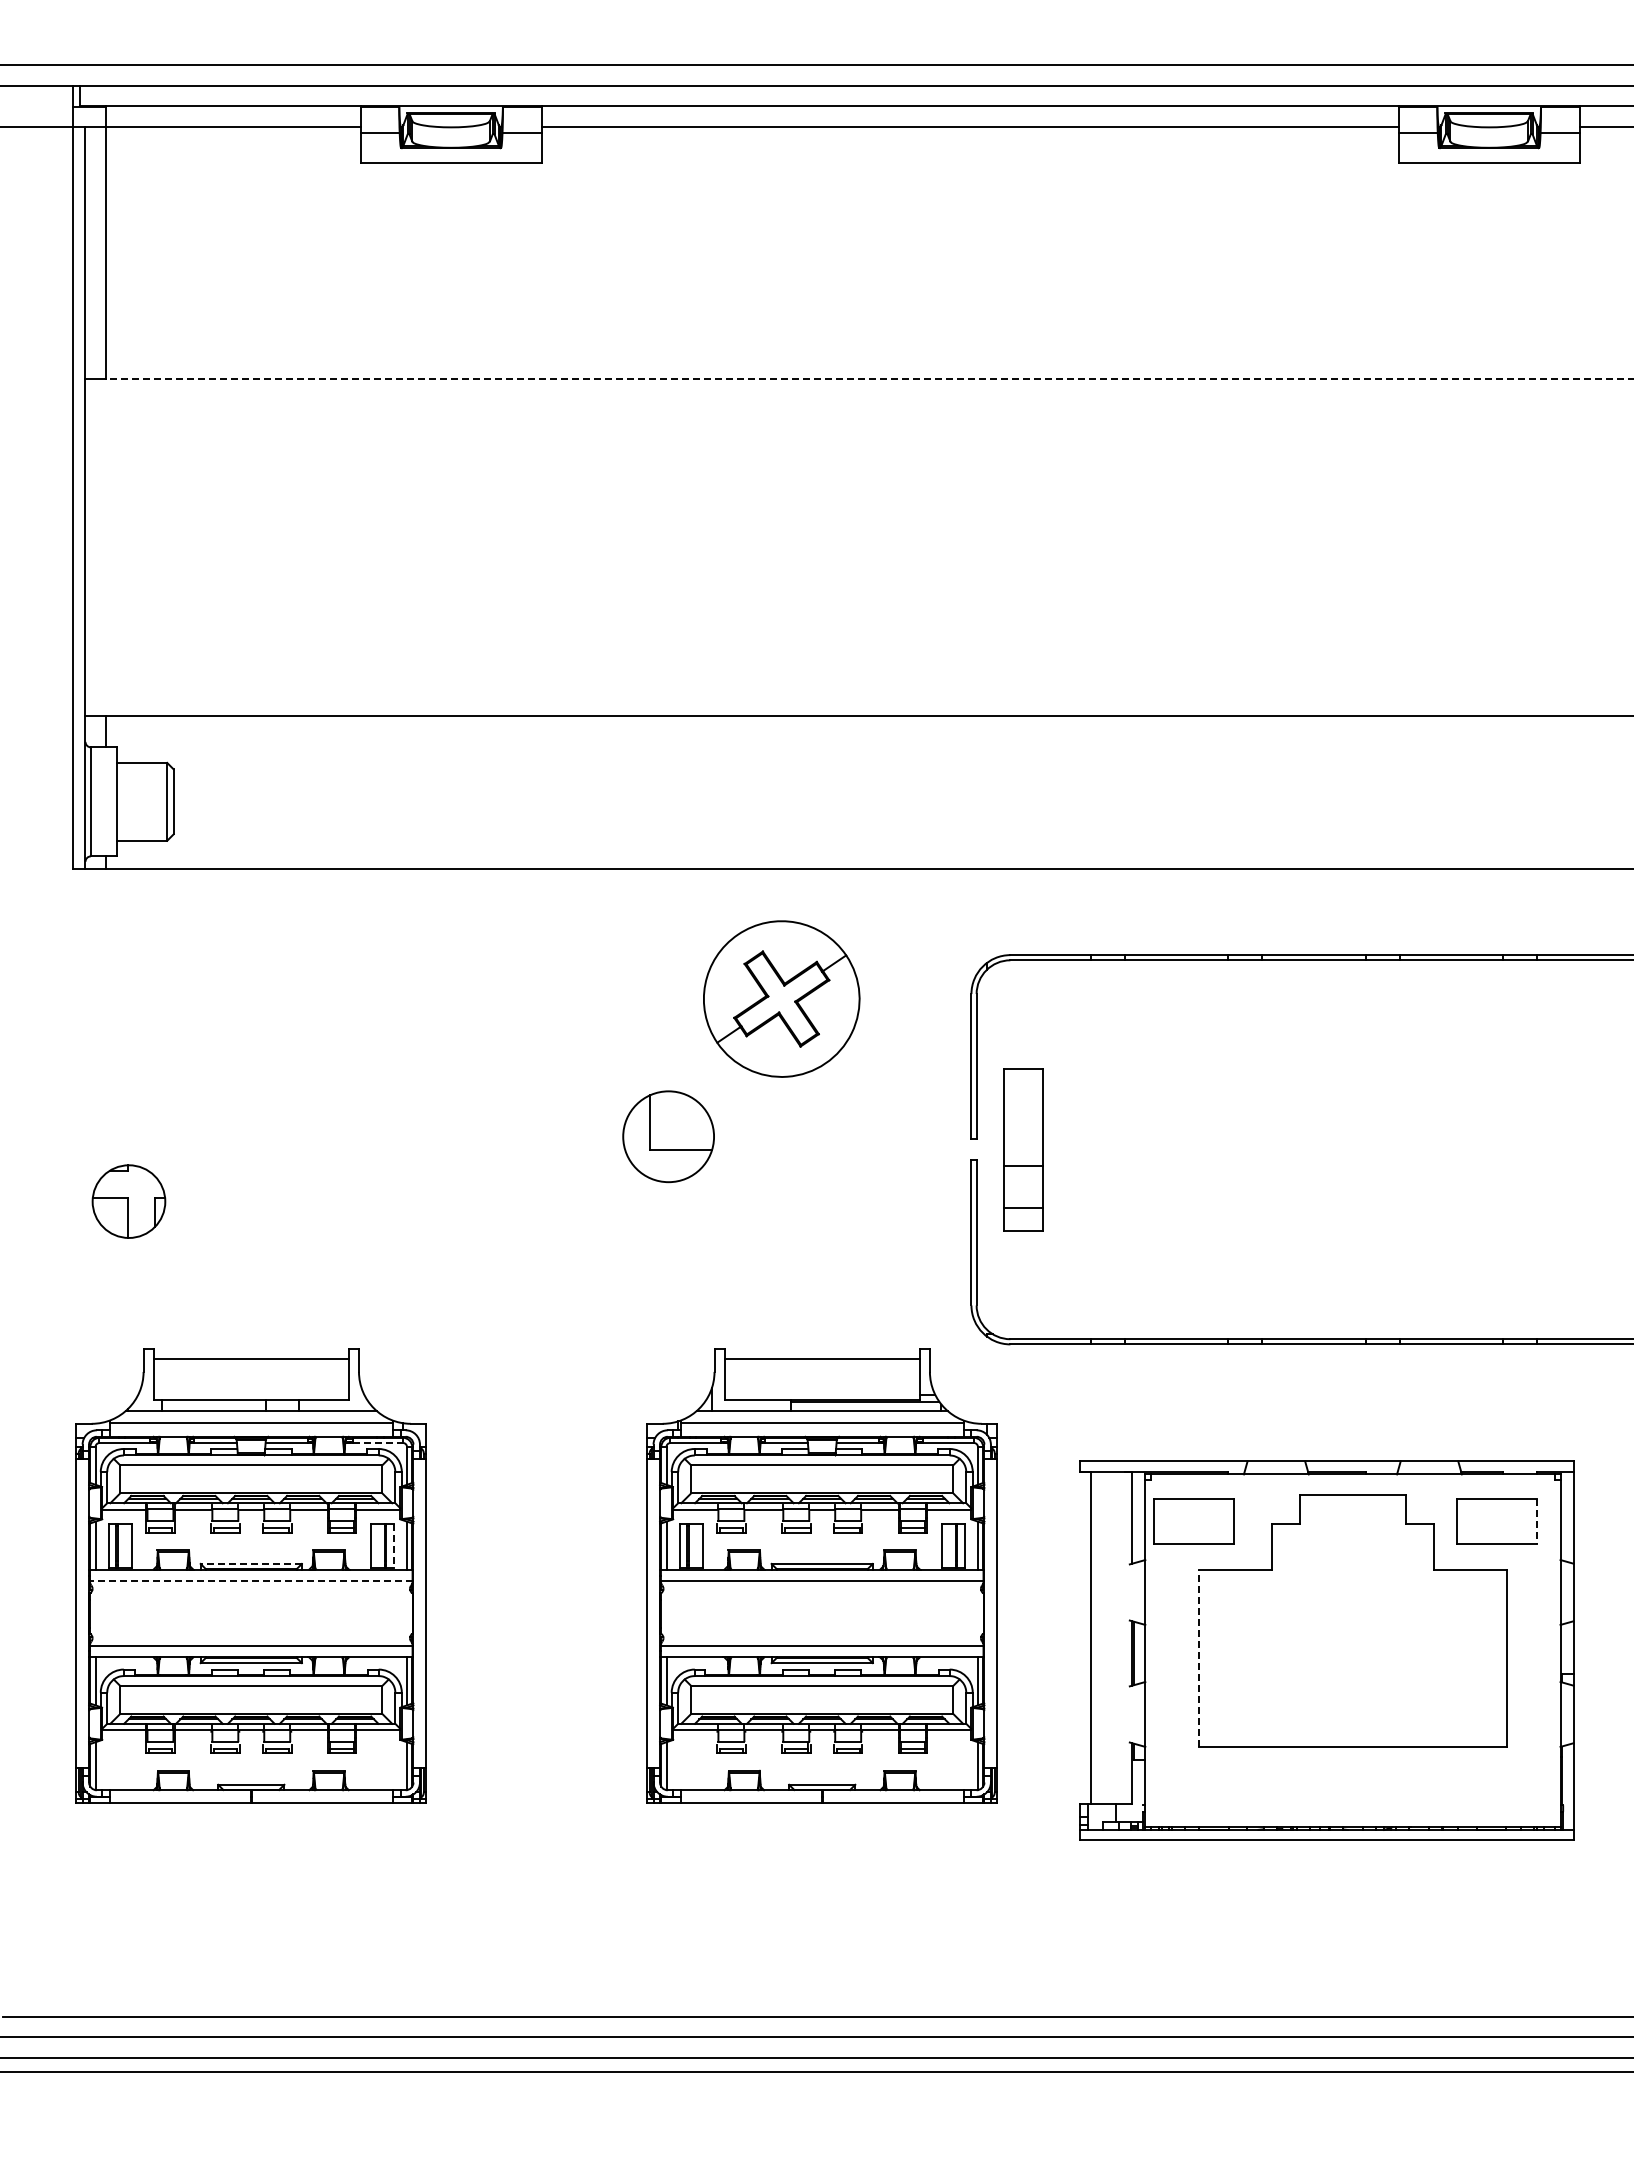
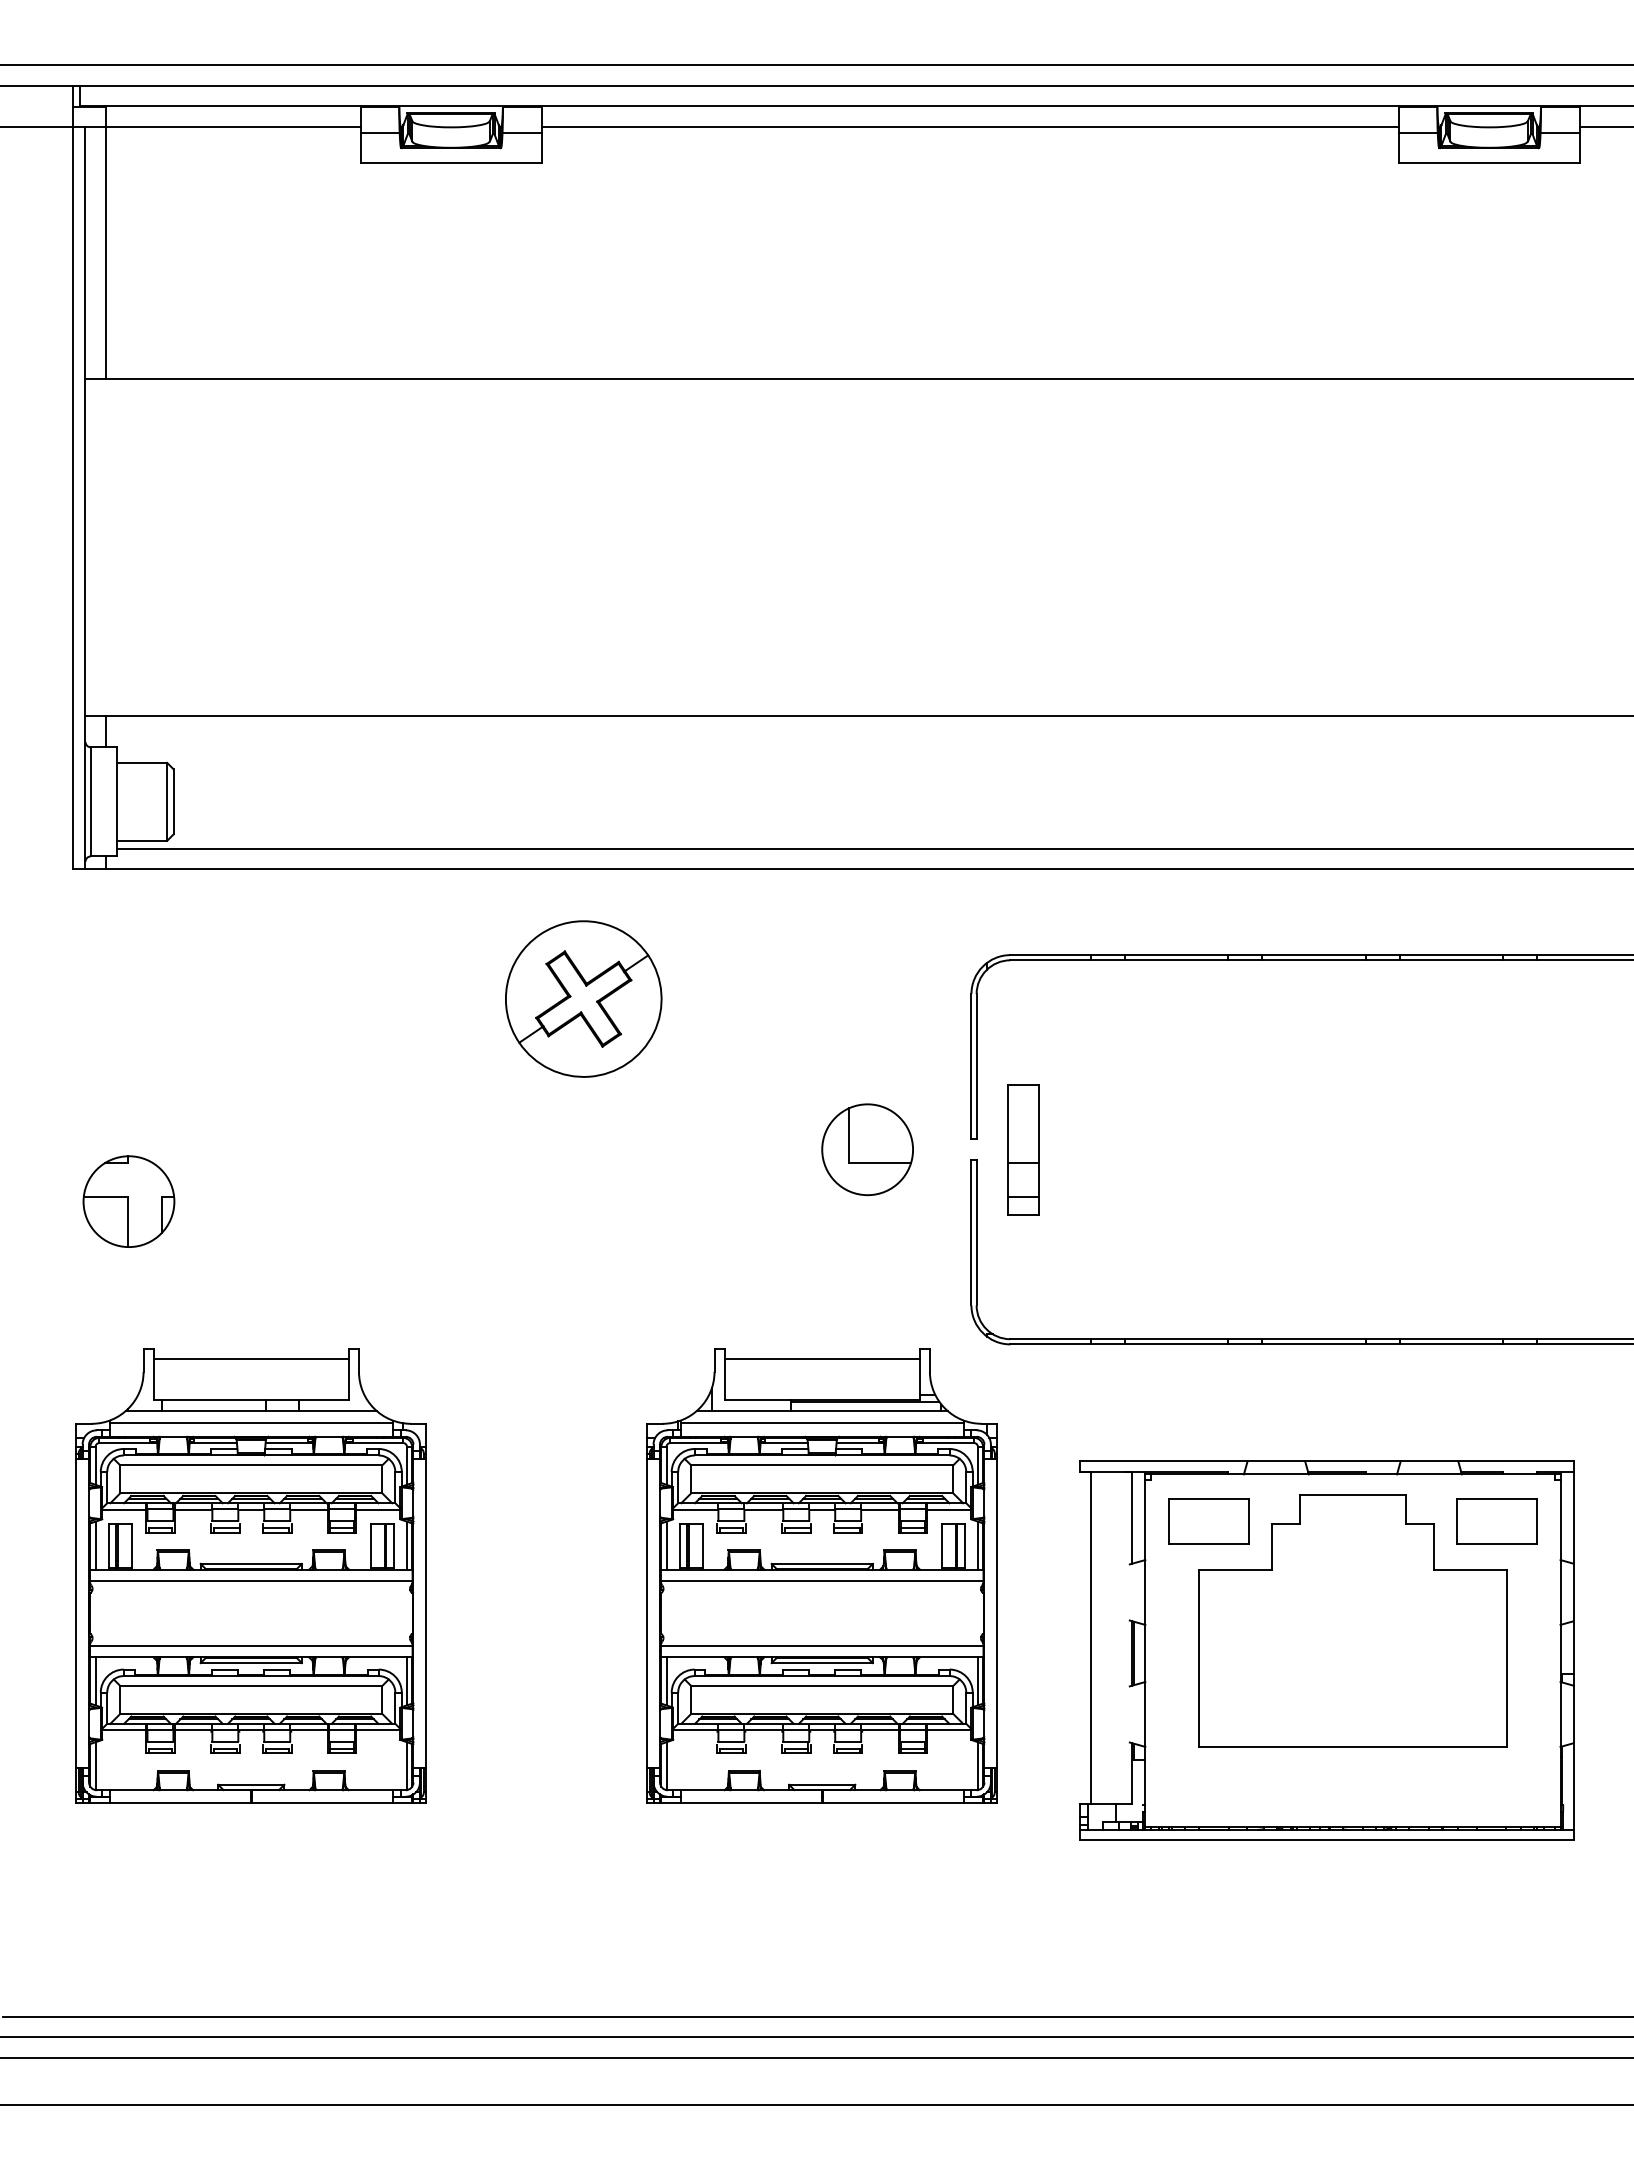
line: dashed -> solid (870, 378)
line: none -> present (873, 848)
part position: (781, 998) -> (583, 998) (583, 998)
part position: (668, 1136) -> (867, 1149) (867, 1149)
part size: 41x164 px -> 33x132 px (1023, 1149)
part size: 76x75 px -> 94x93 px (128, 1201)
line: dashed -> solid (378, 1443)
part position: (1193, 1521) -> (1208, 1521) (1208, 1521)
line: dashed -> solid (1537, 1521)
line: dashed -> solid (394, 1546)
line: dashed -> solid (251, 1563)
line: dashed -> solid (250, 1581)
line: dashed -> solid (1199, 1658)
line position: (816, 2071) -> (816, 2104) (816, 2104)
